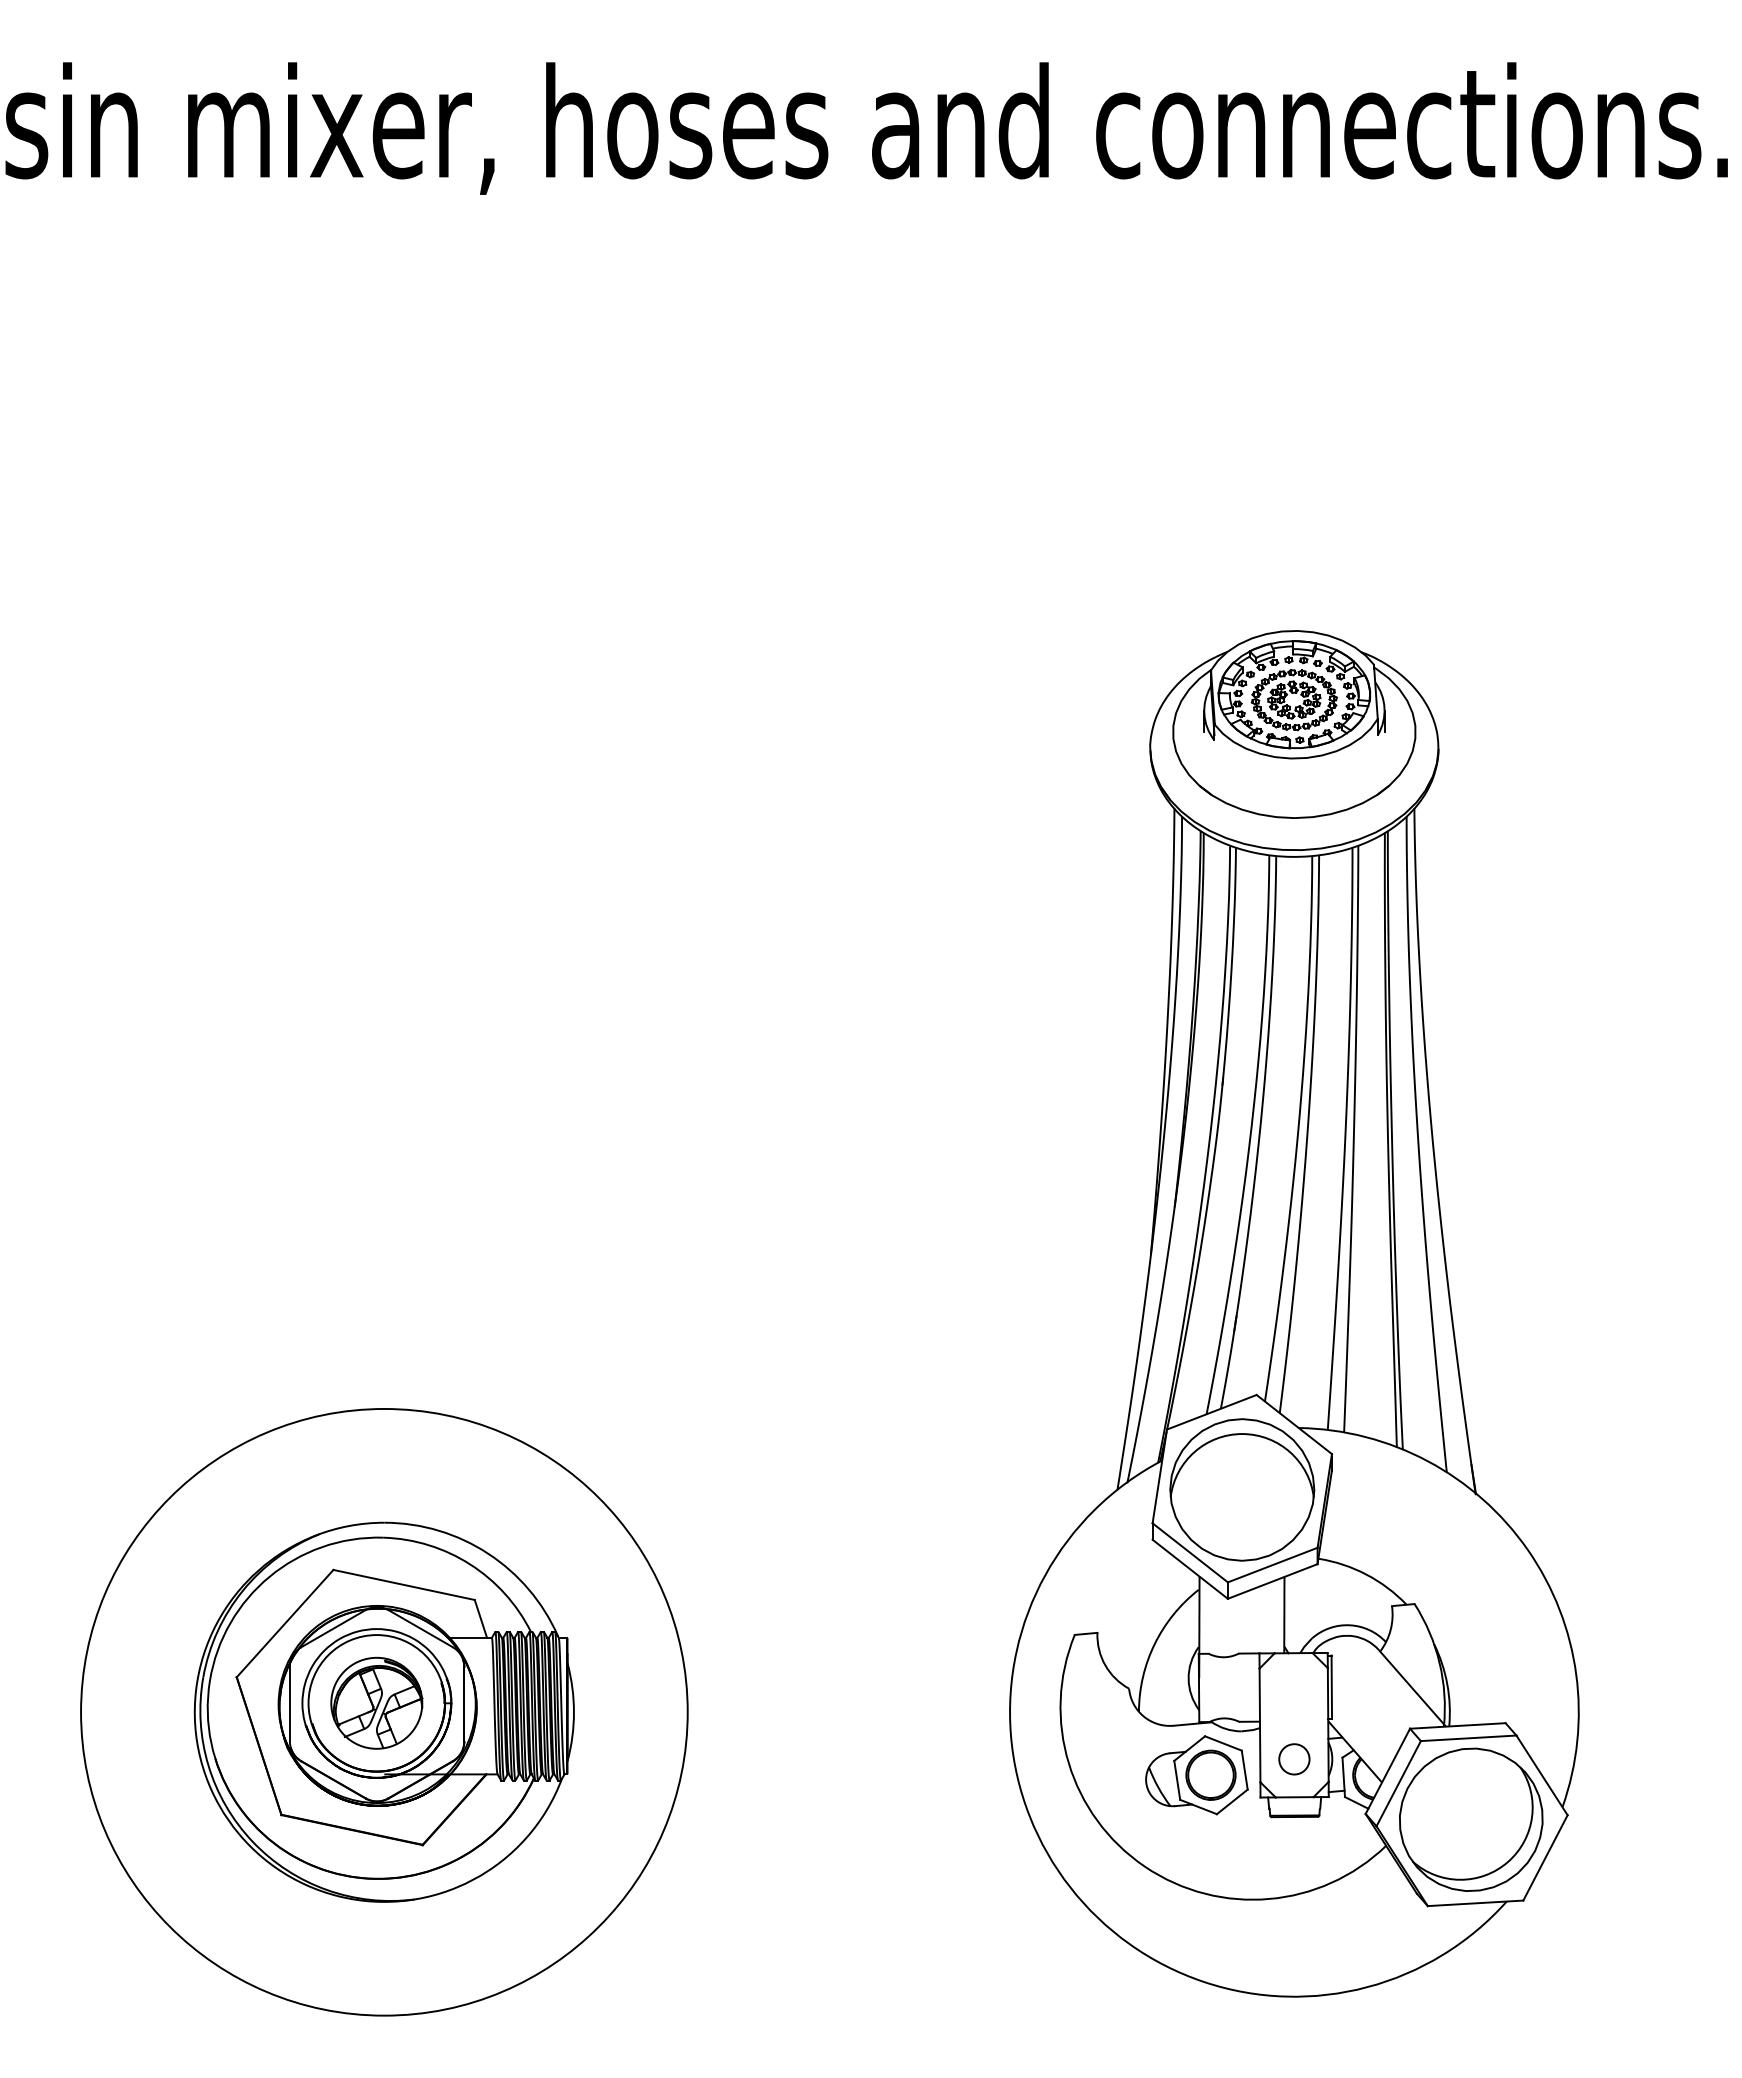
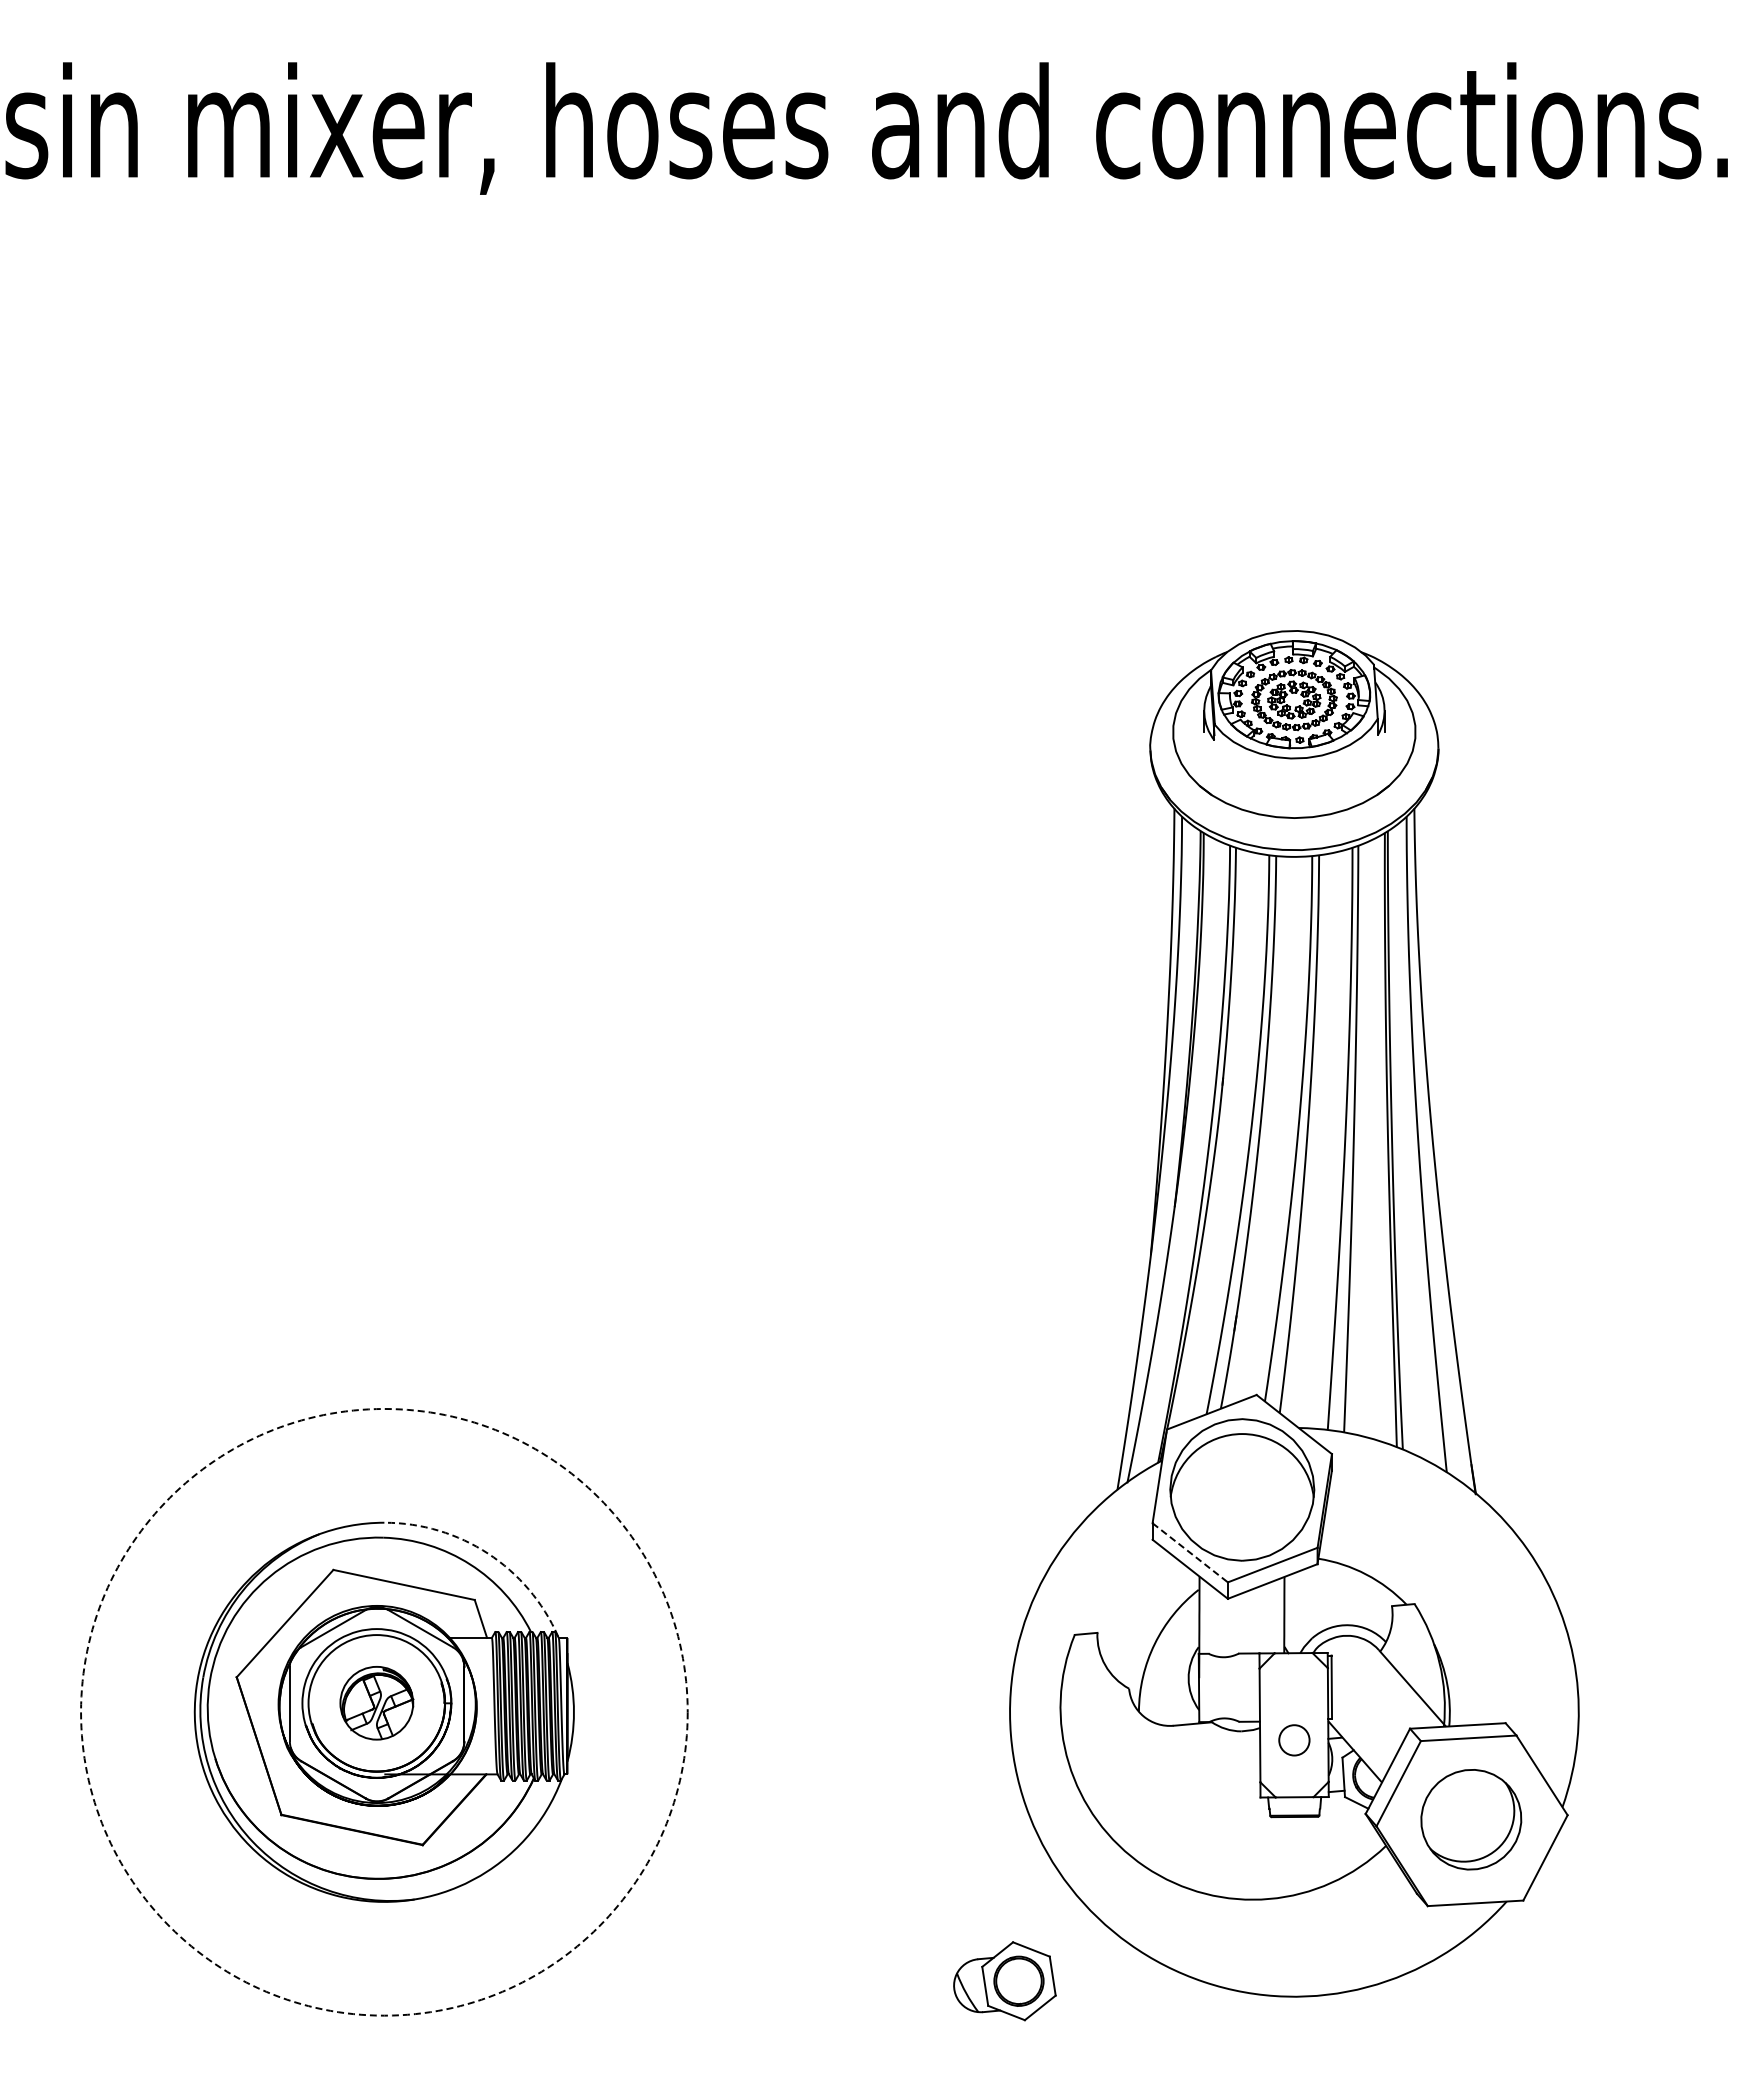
line: solid -> dashed (1190, 1552)
arc: solid -> dashed (488, 1553)
part size: 94x94 px -> 76x75 px (376, 1703)
circle: solid -> dashed (384, 1711)
circle position: (1294, 1759) -> (1294, 1740) (1294, 1740)
part position: (1196, 1775) -> (1004, 1981) (1004, 1981)
part size: 145x145 px -> 103x102 px (1471, 1819)
